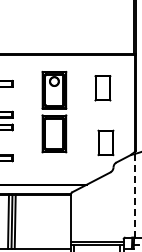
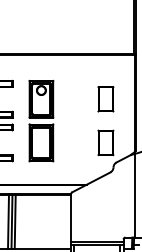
part position: (102, 88) -> (105, 99) (105, 99)
part position: (54, 112) -> (41, 121) (41, 121)
line: dashed -> solid (134, 195)
